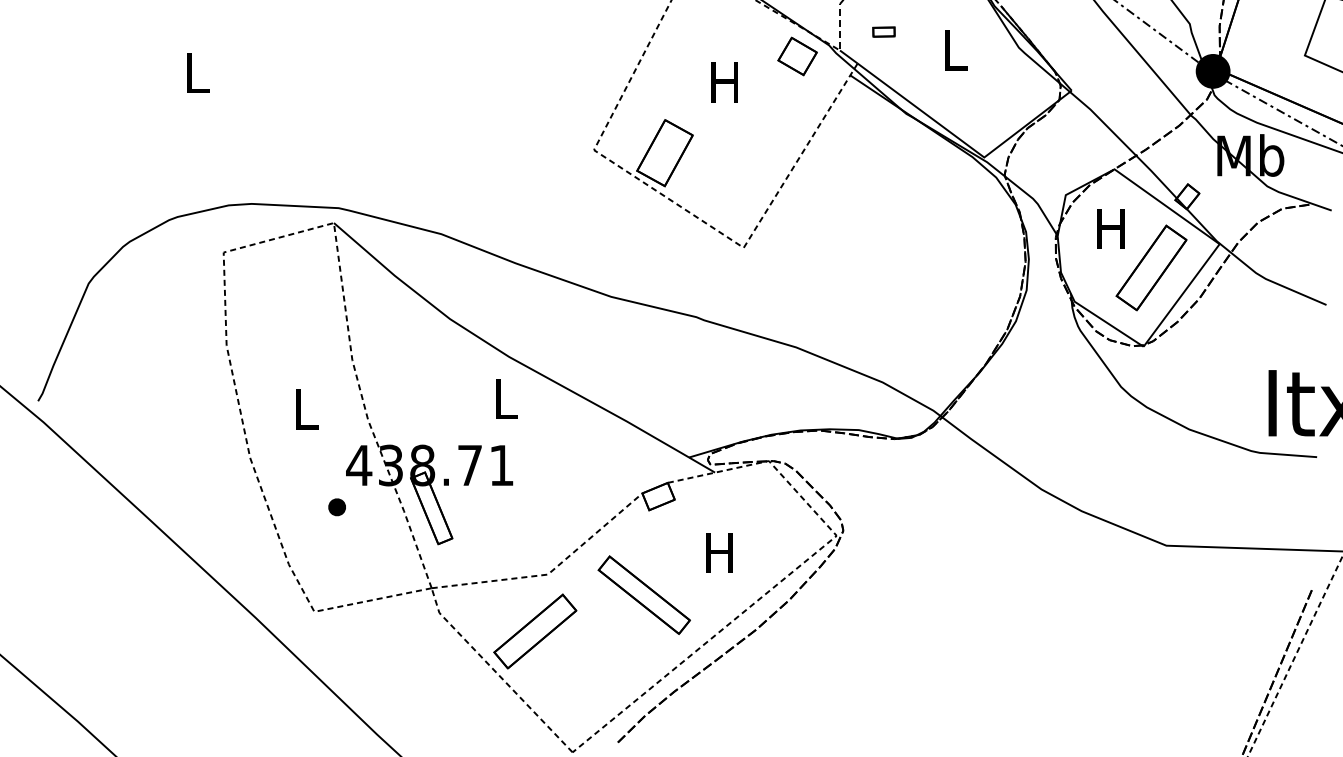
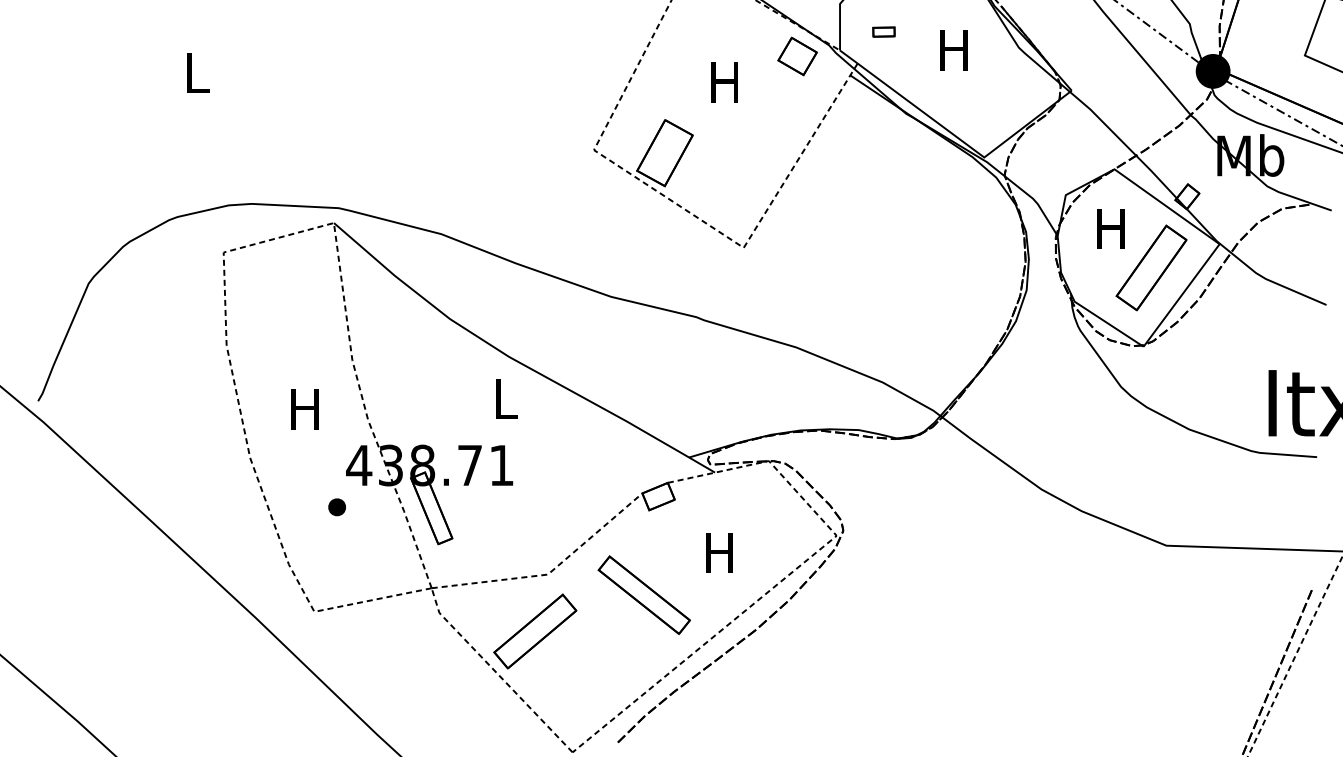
line: dashed -> solid (840, 24)
text: L -> H (953, 50)
text: L -> H (304, 409)
